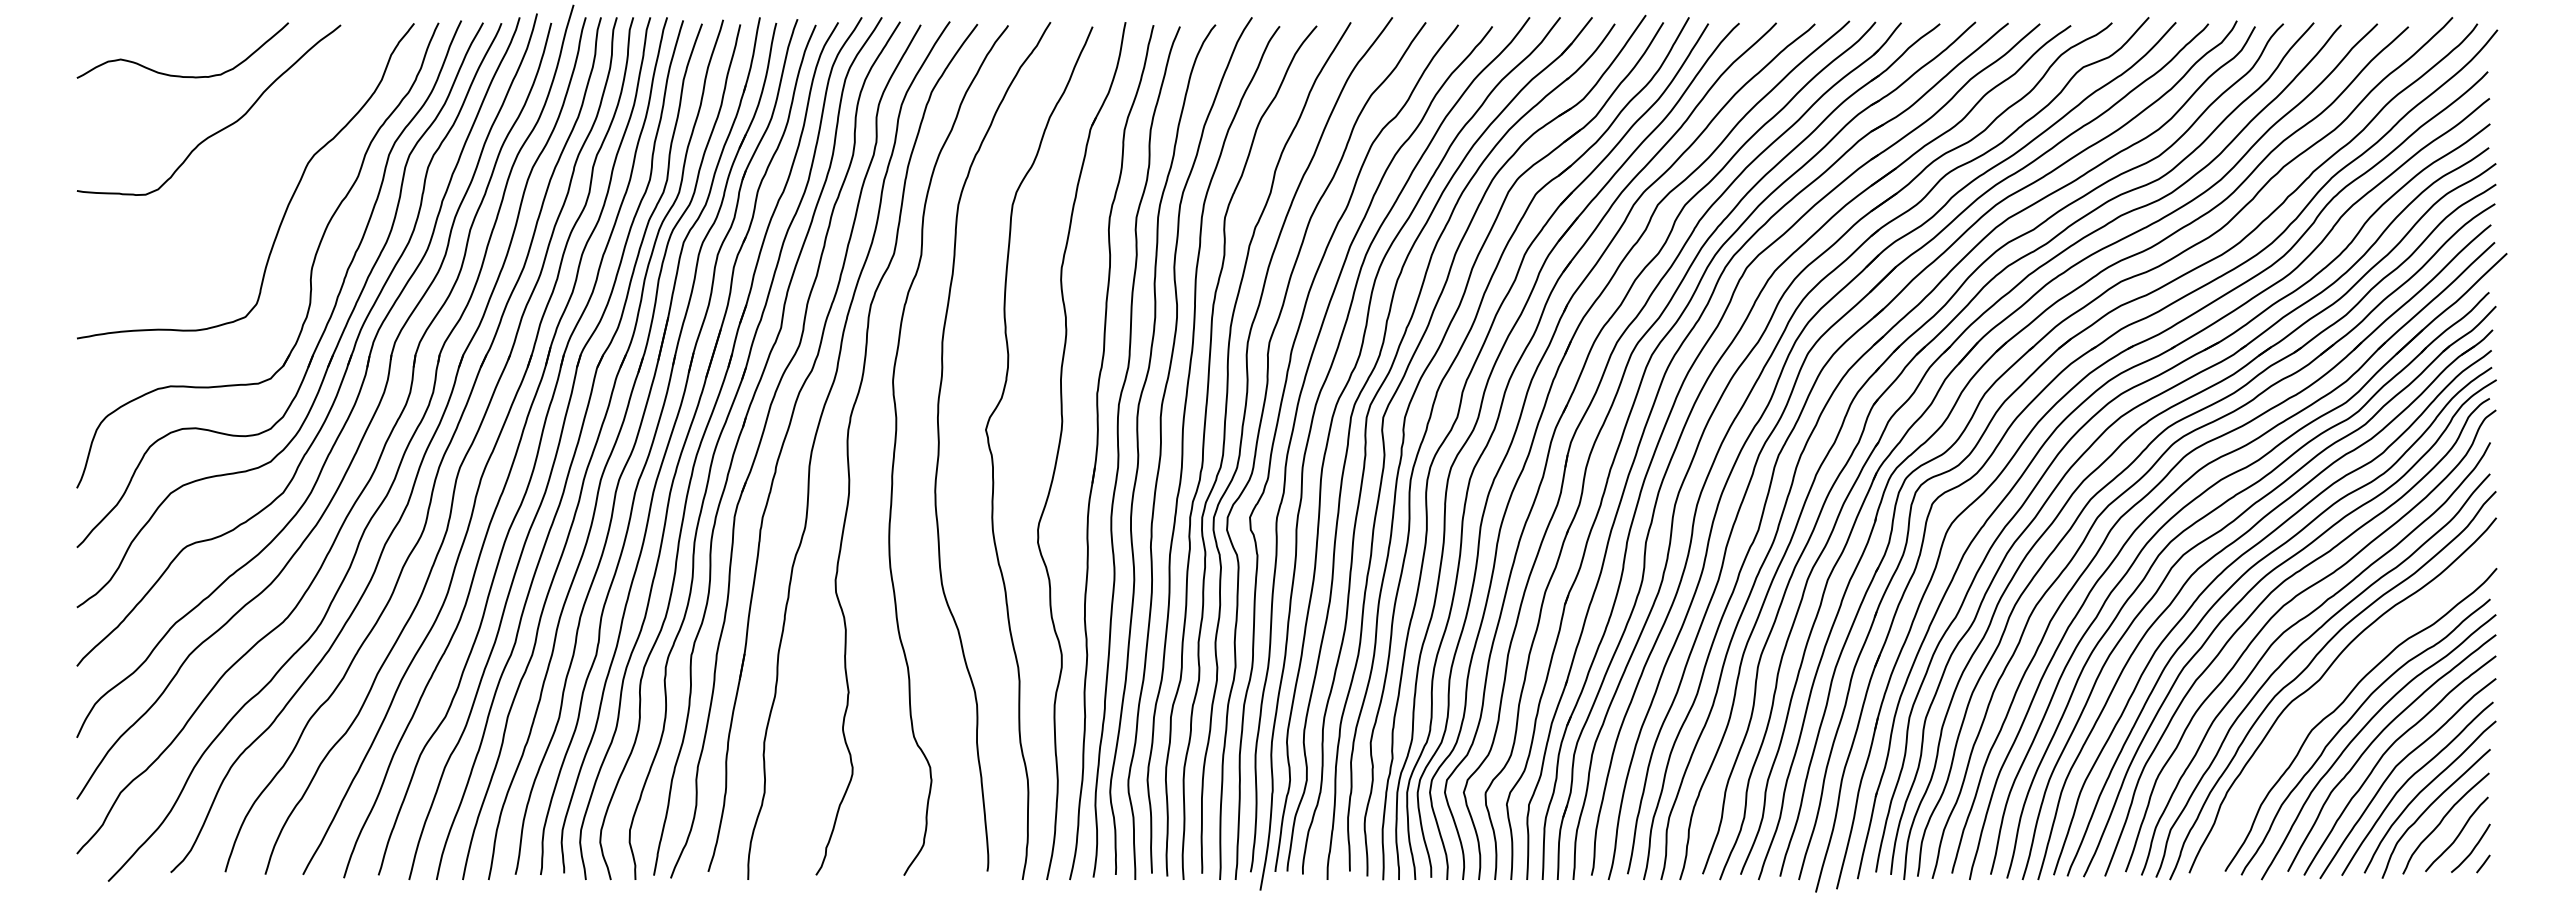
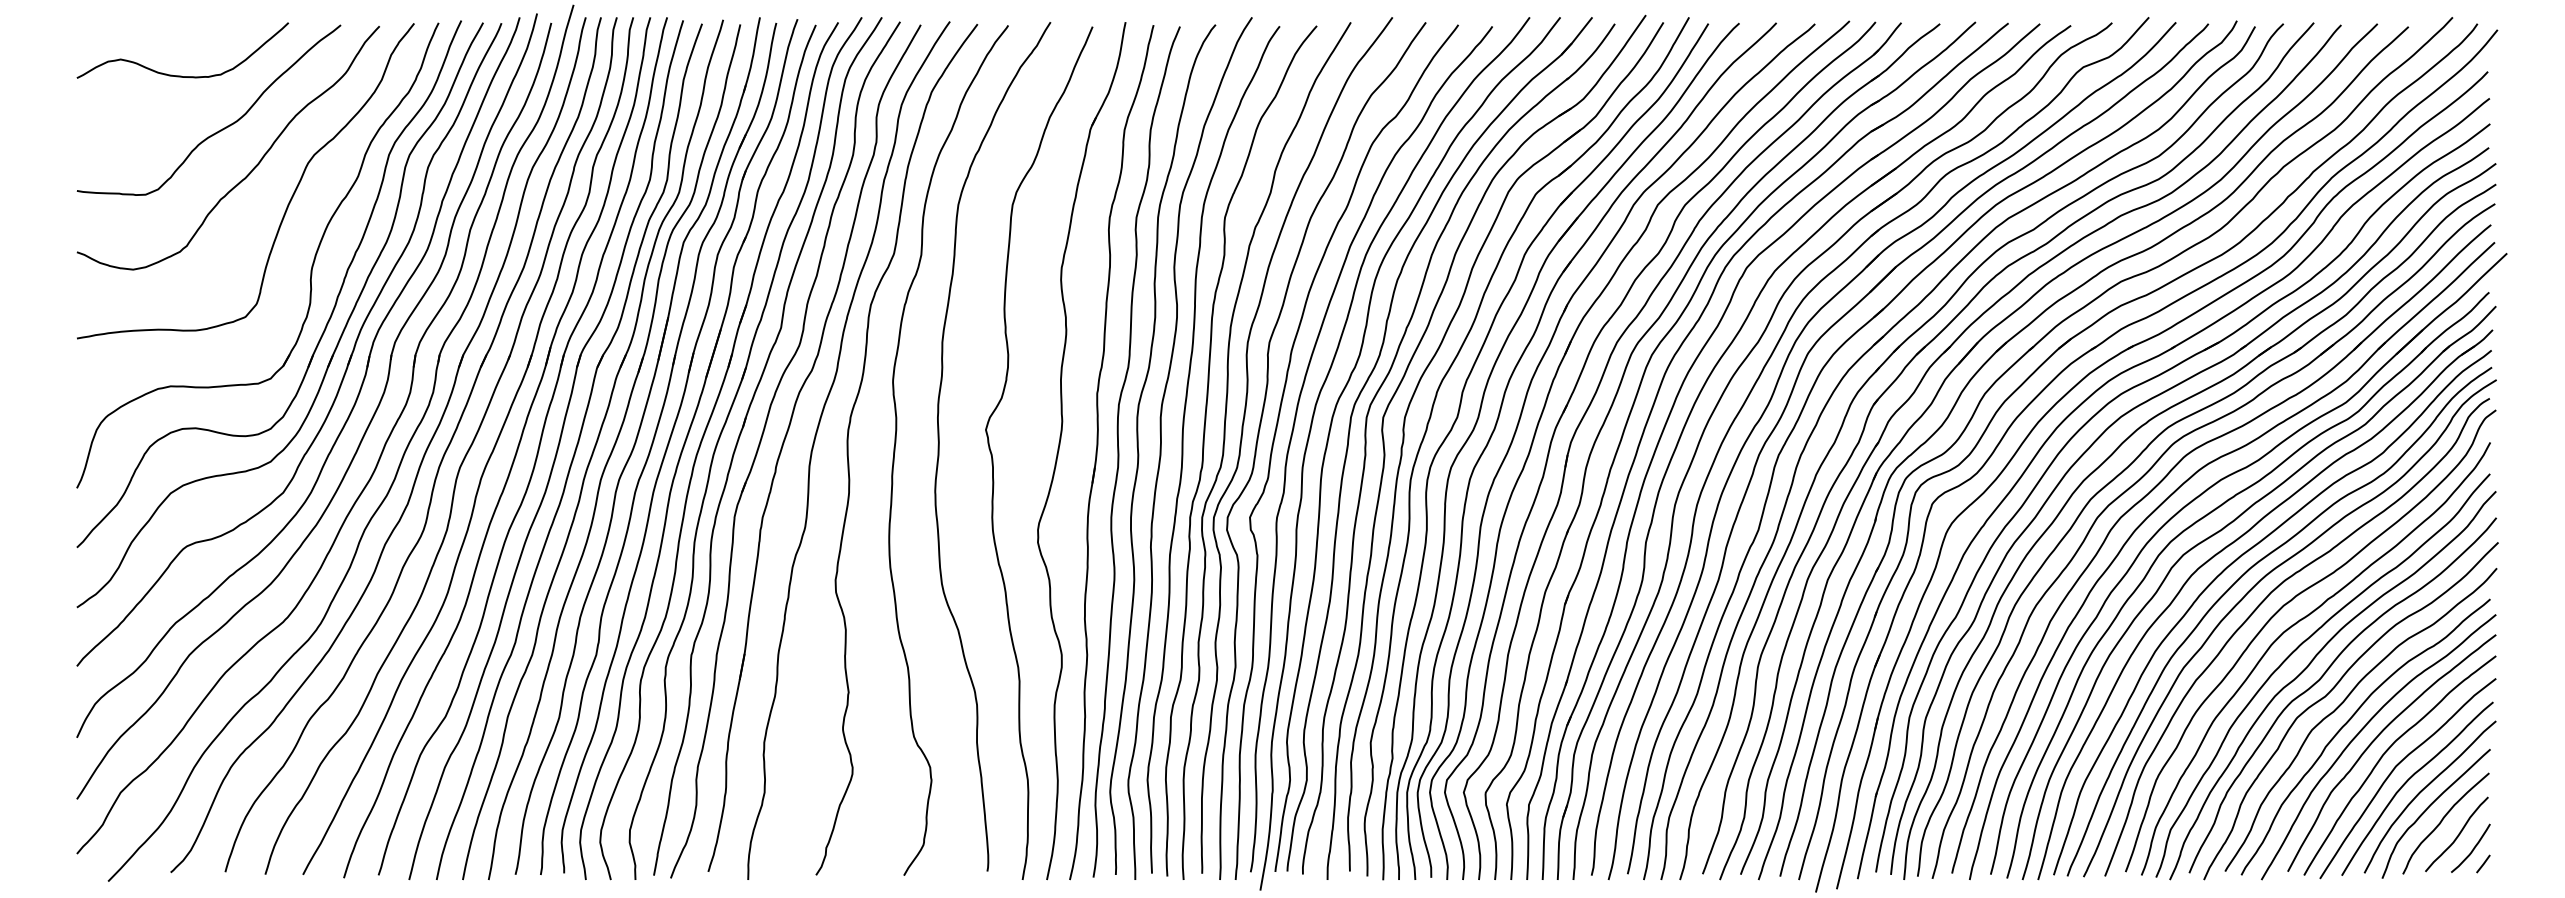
curve: none -> present (252, 168)
curve: none -> present (2331, 691)
